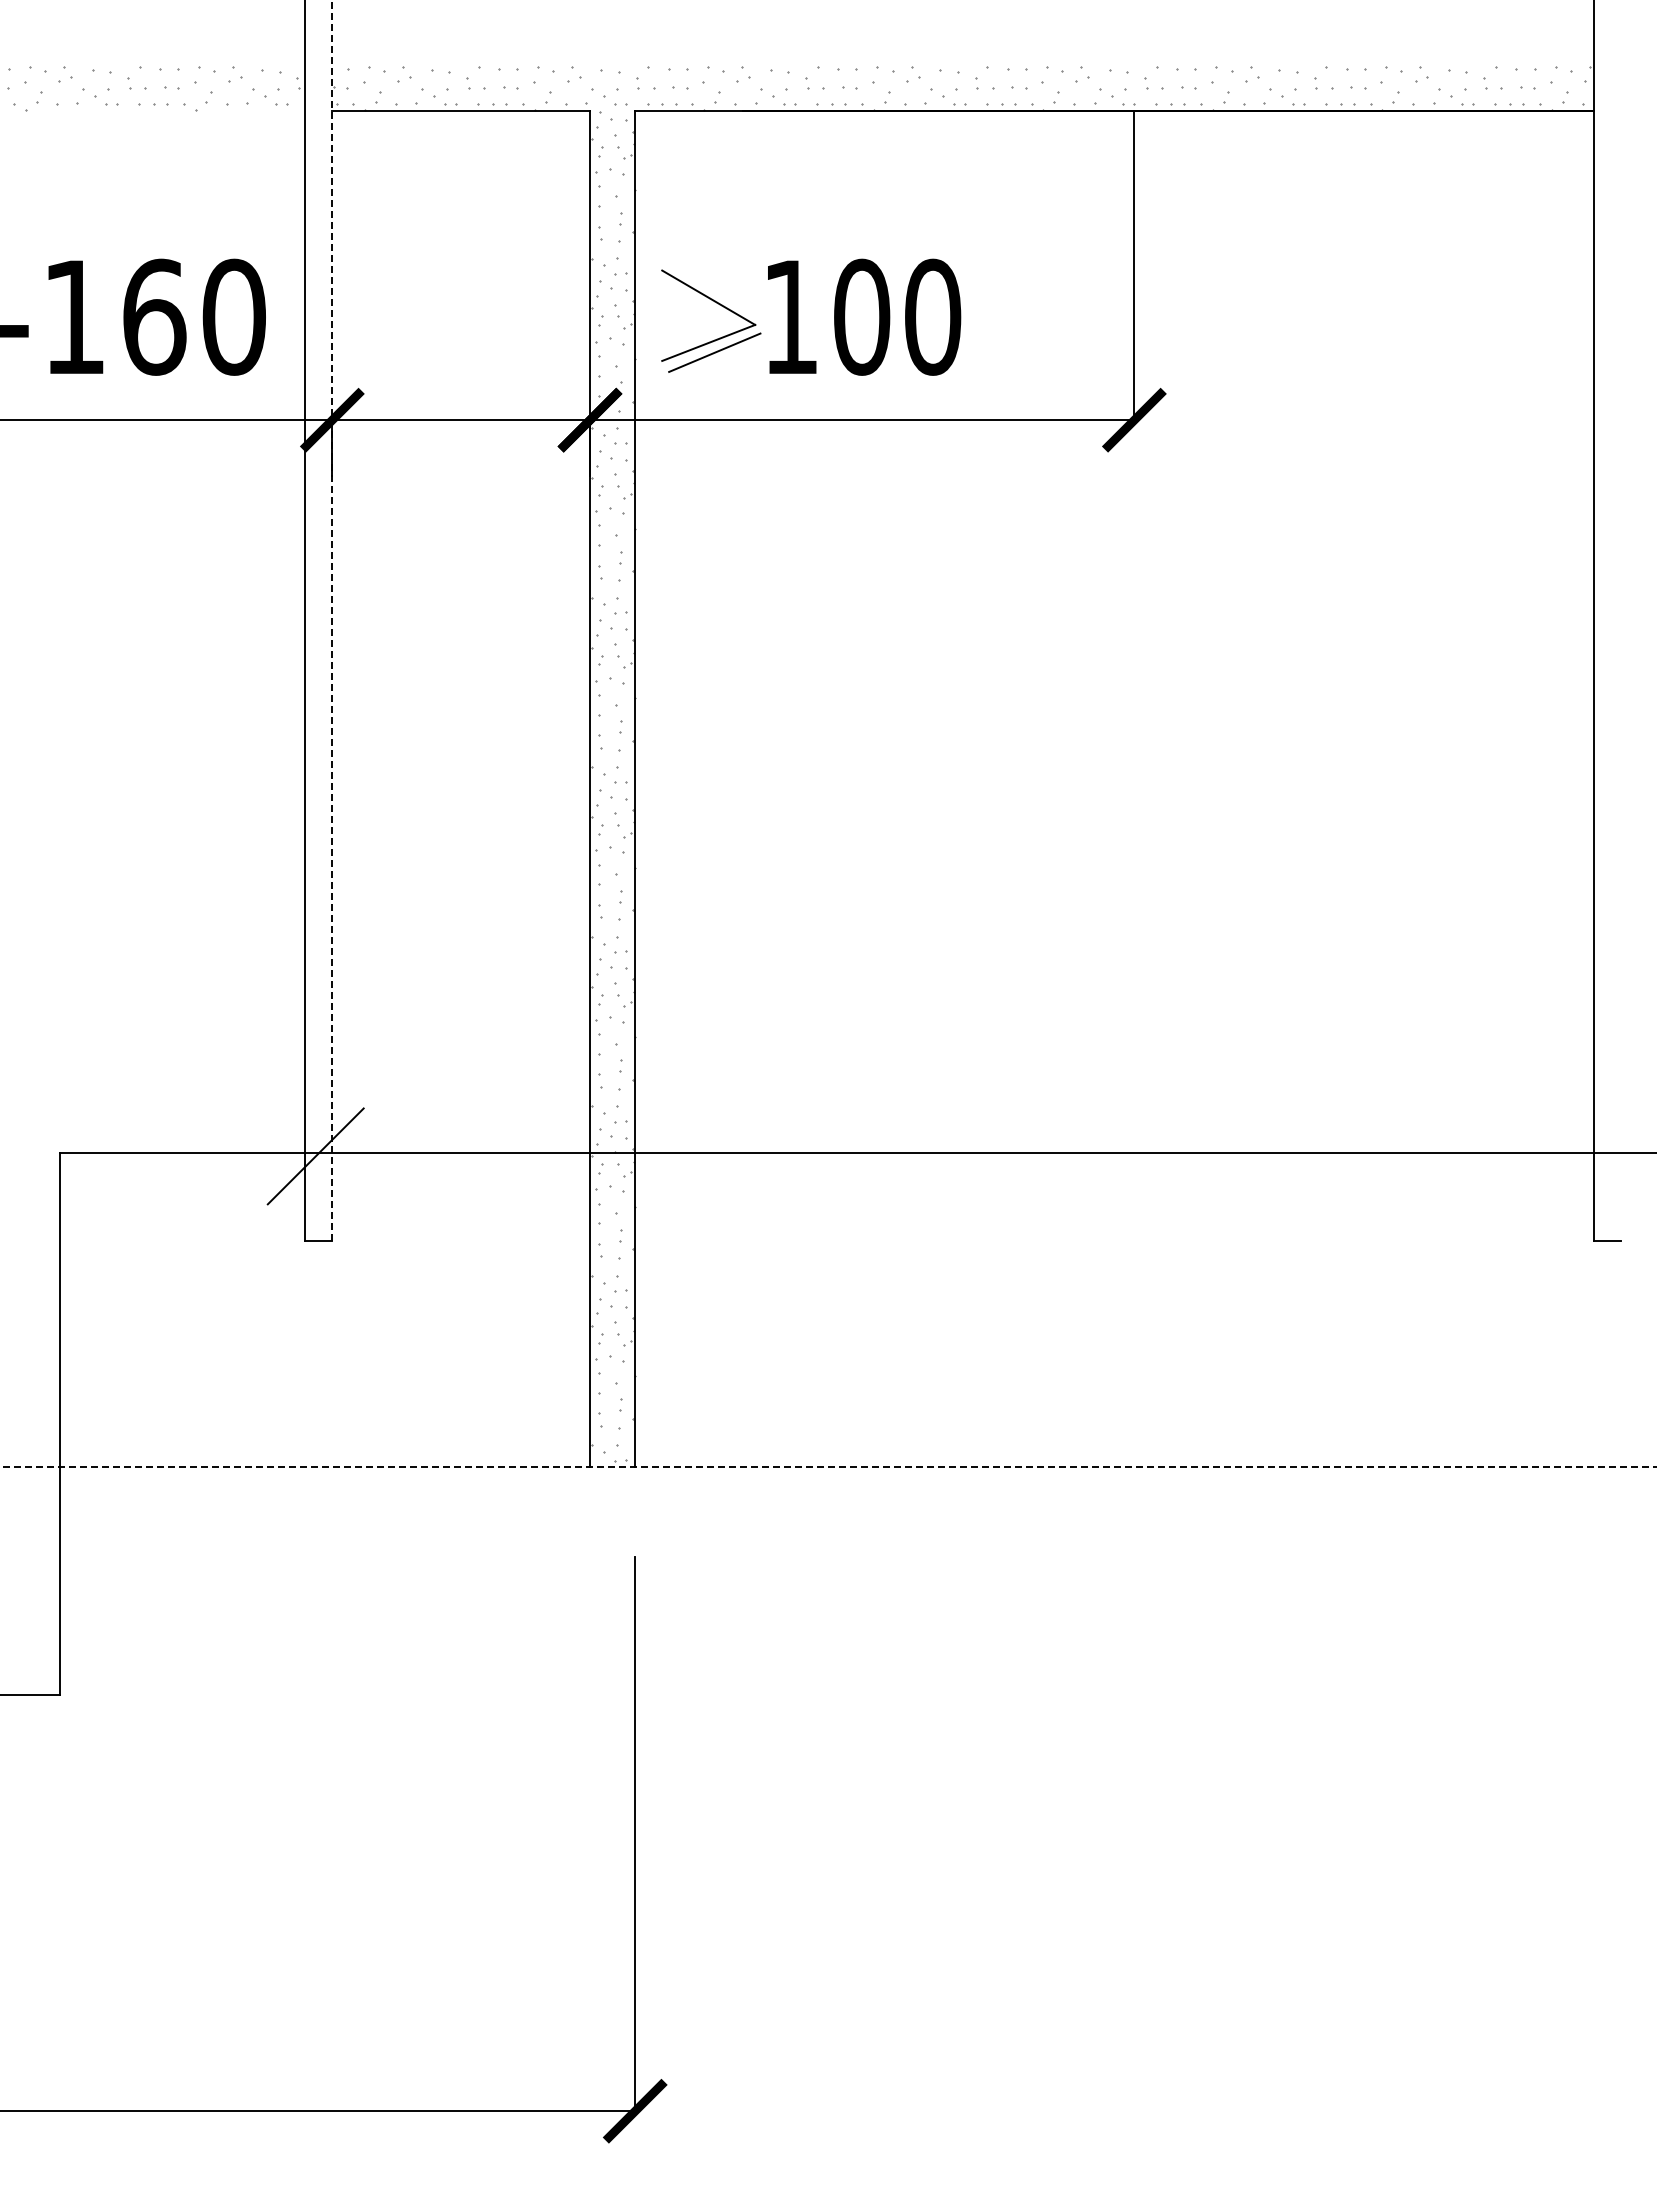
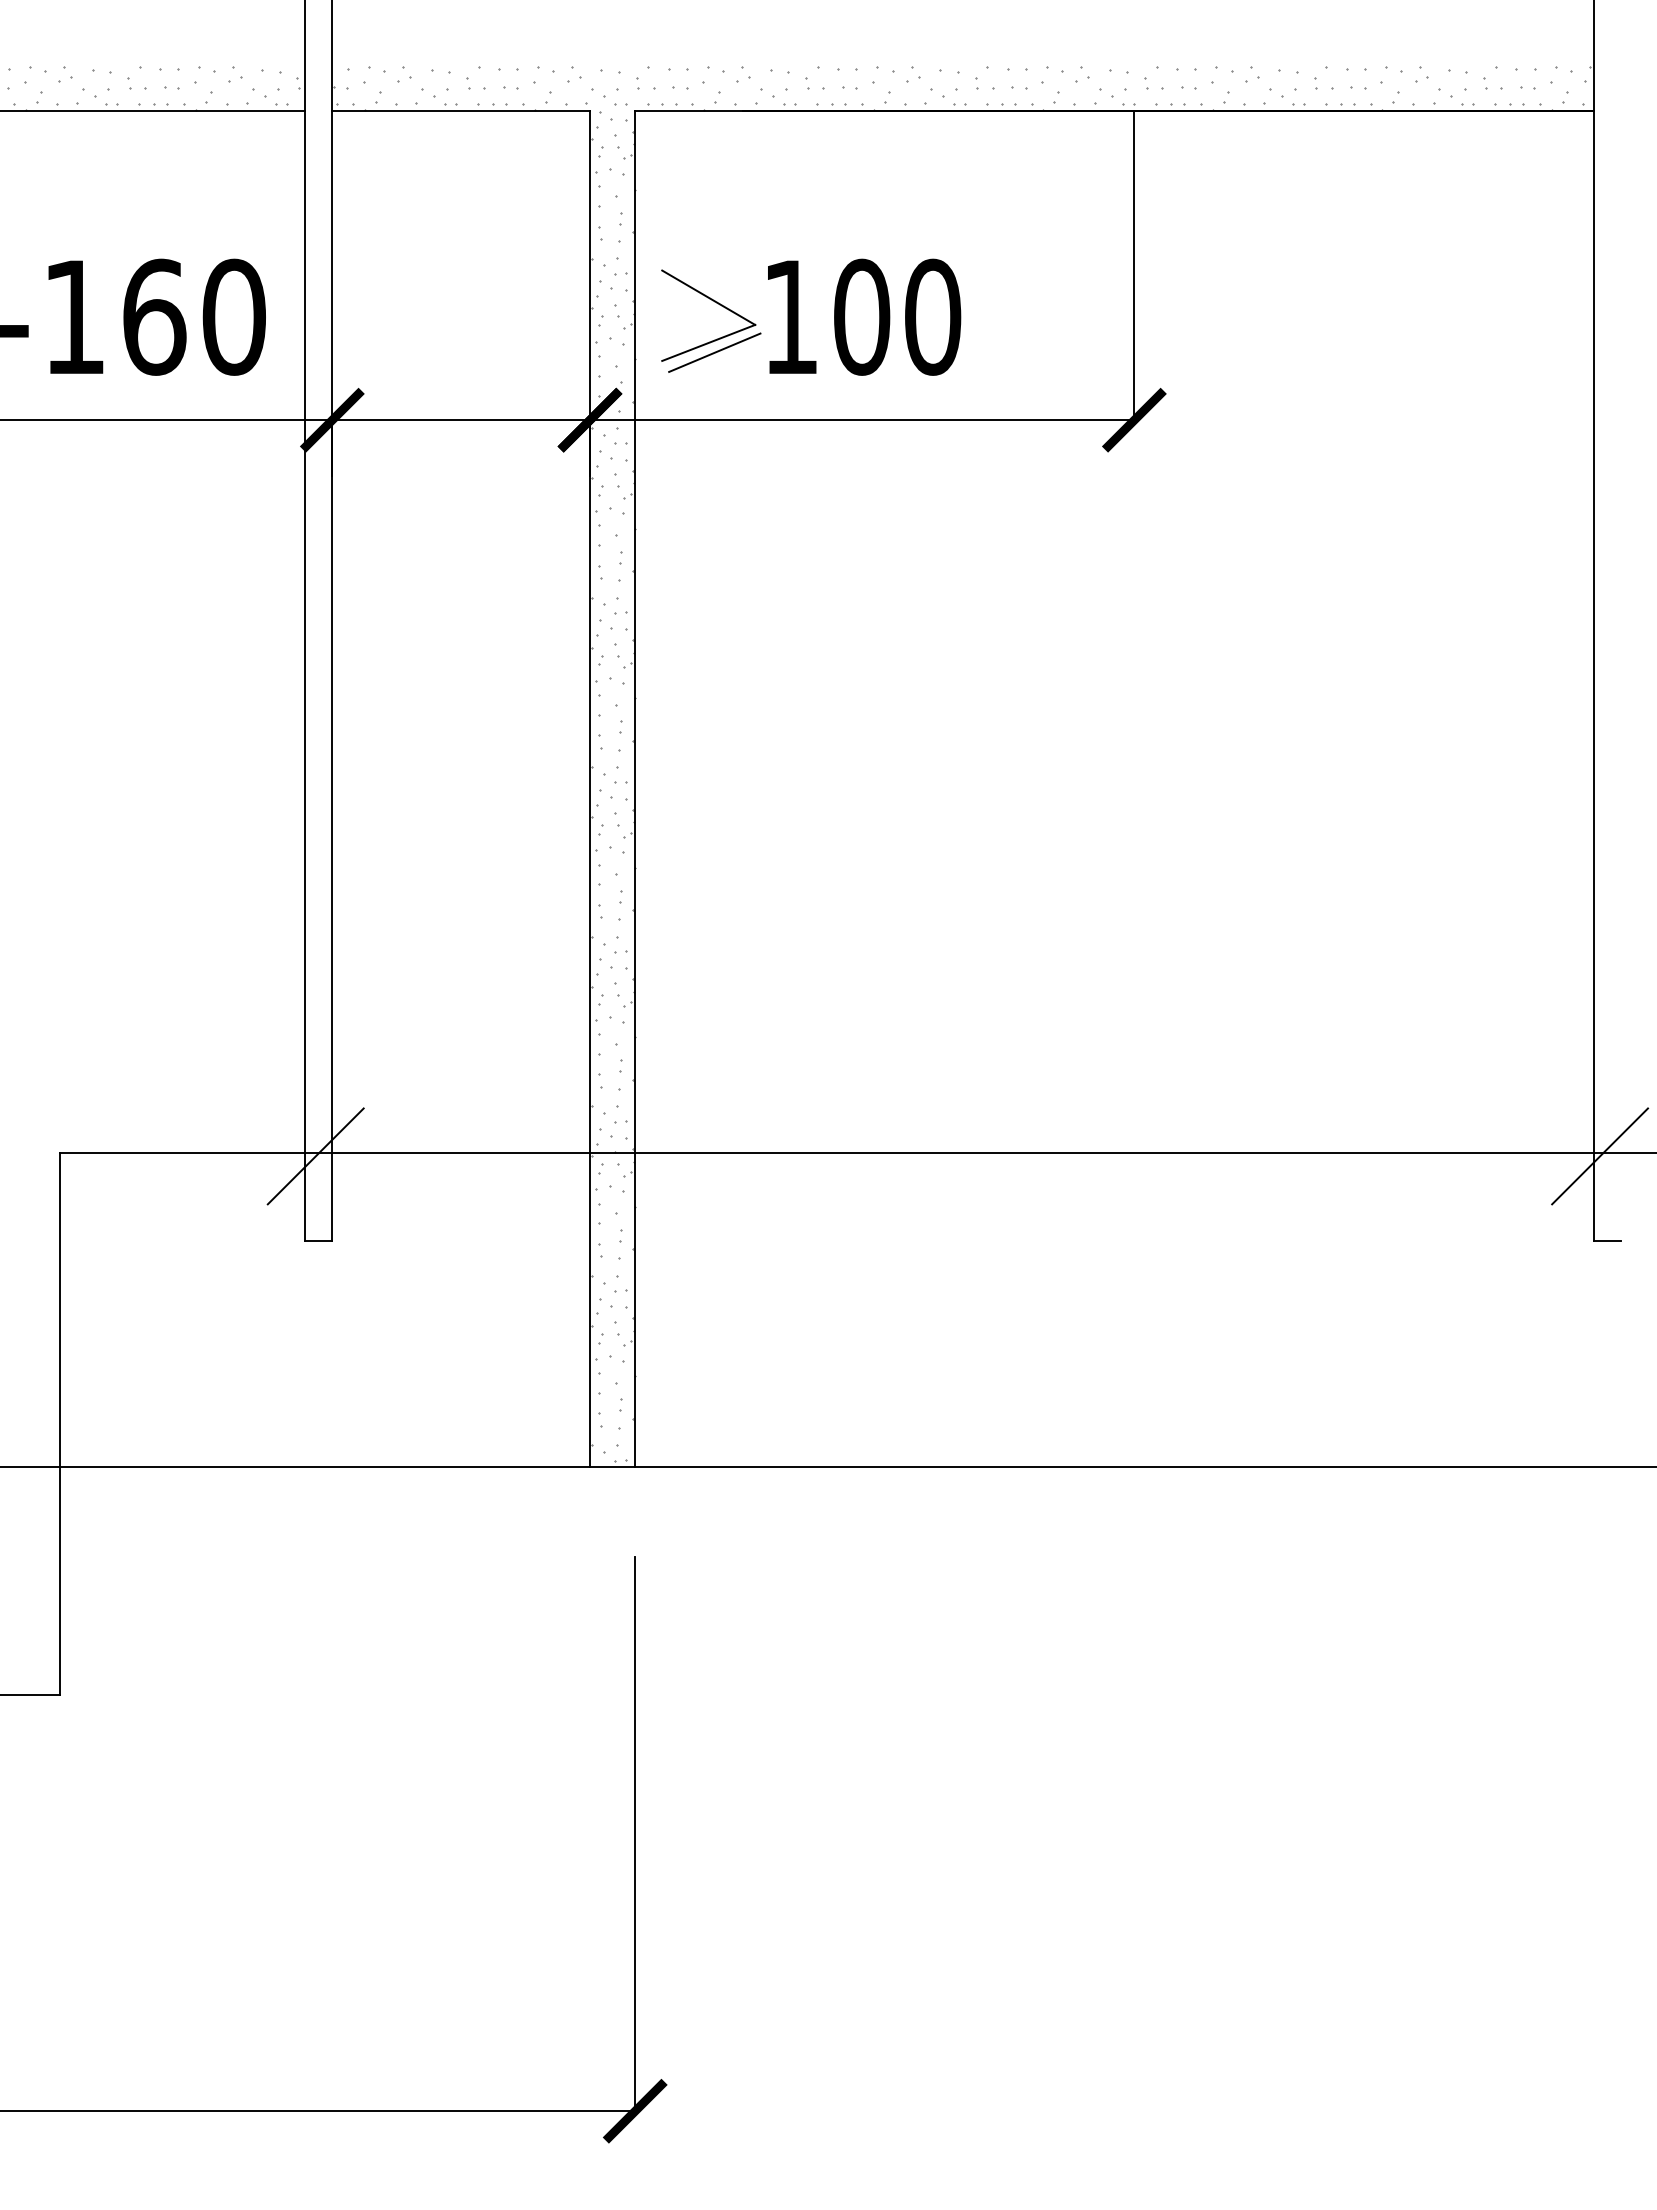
line: none -> present (153, 110)
line: dashed -> solid (332, 619)
line: none -> present (1600, 1156)
line: dashed -> solid (828, 1466)
